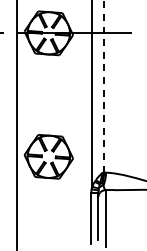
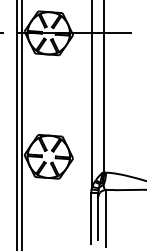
line: dashed -> solid (104, 86)
line: none -> present (21, 124)
